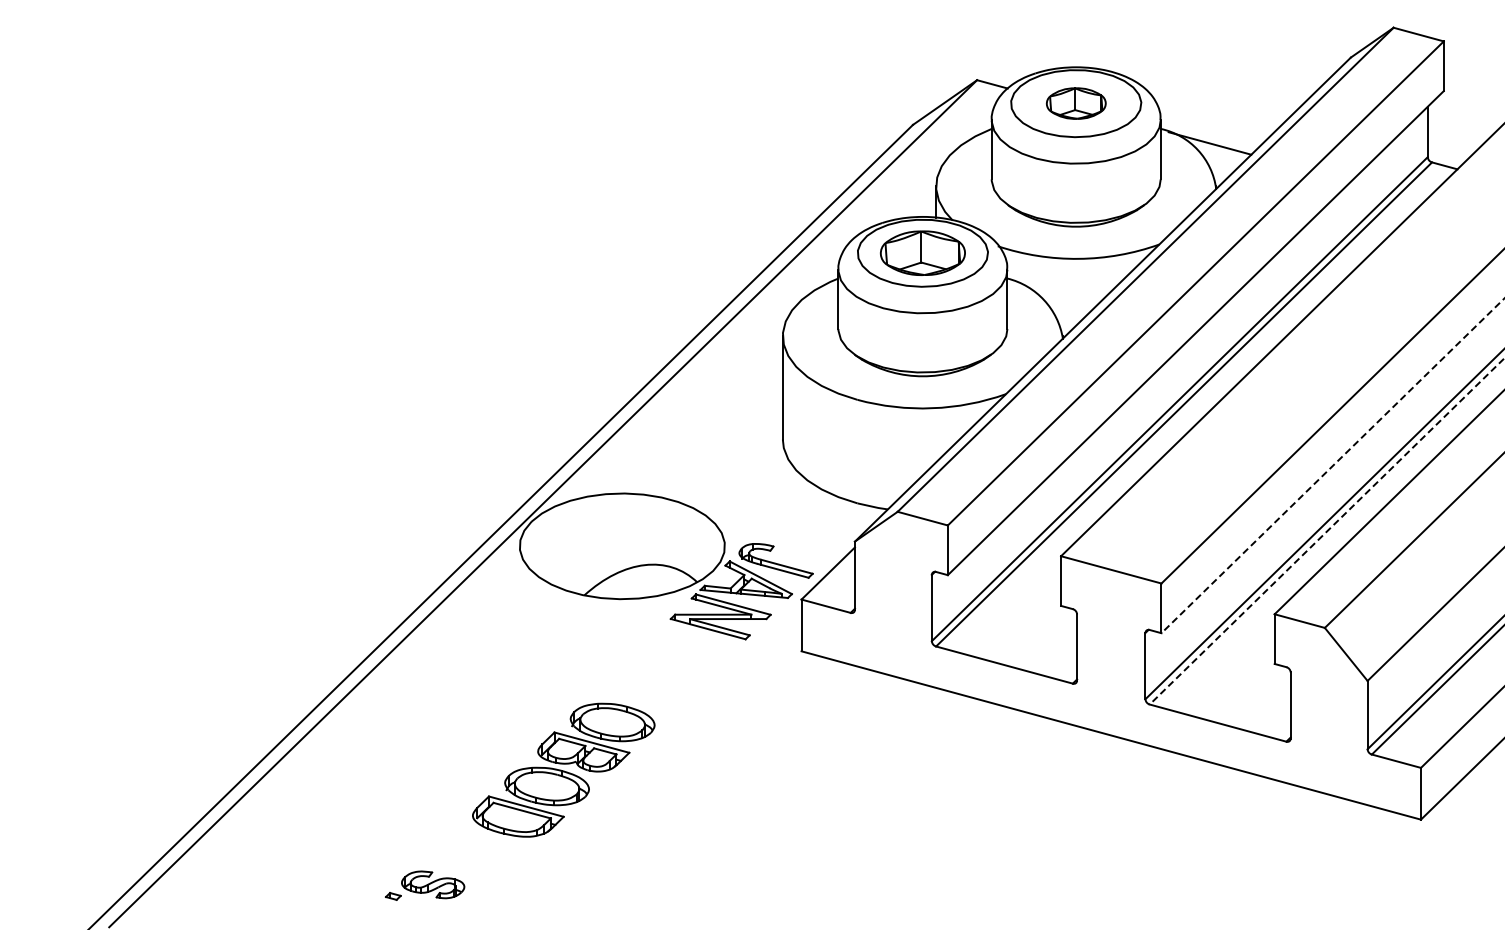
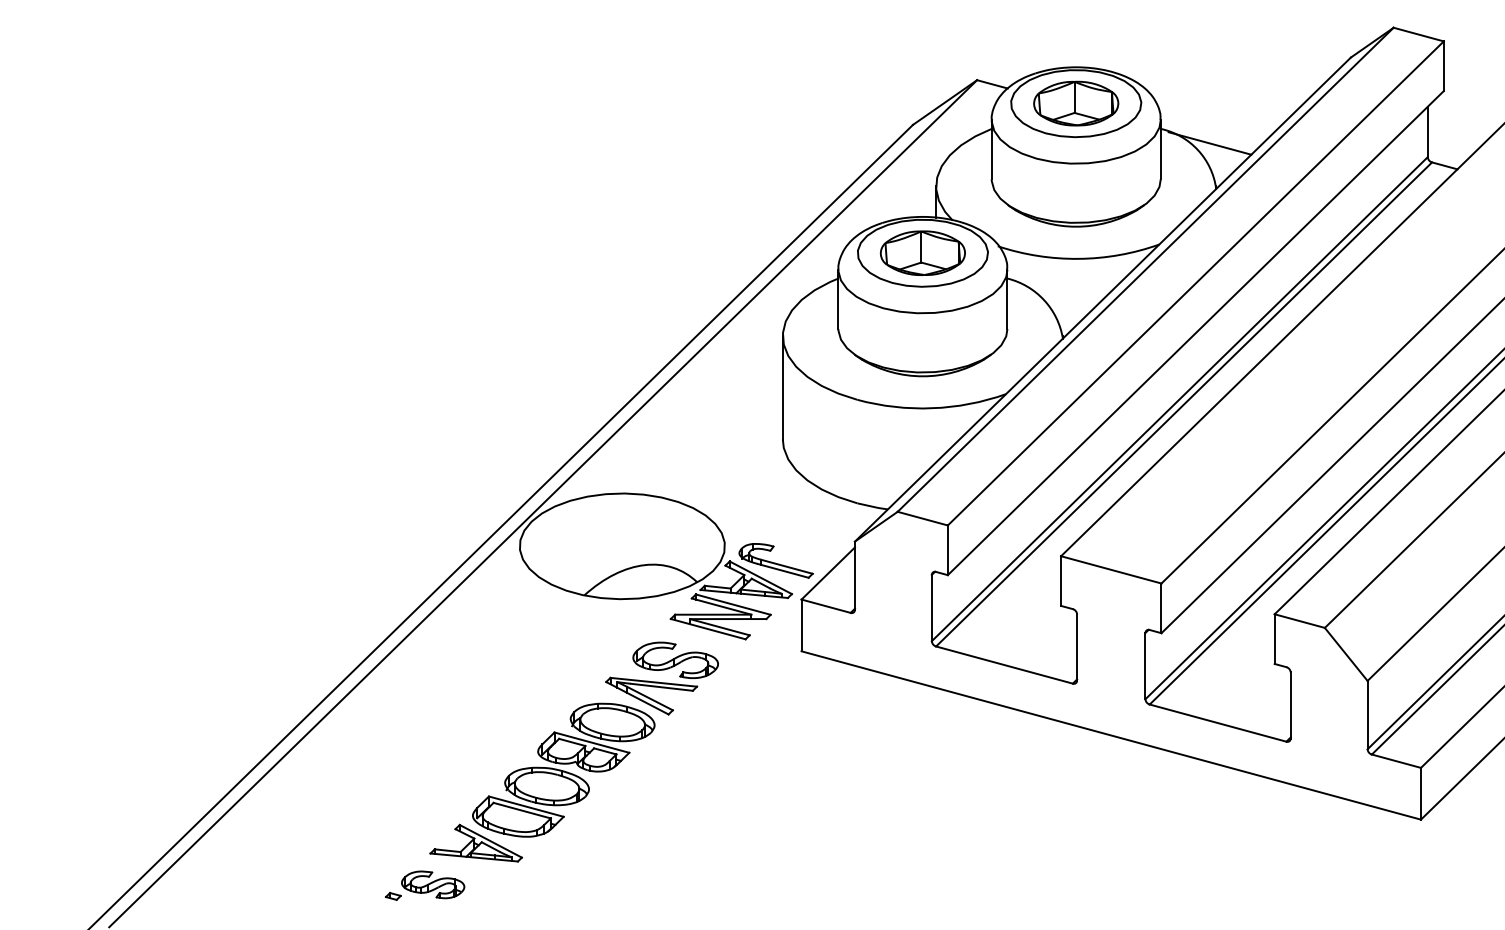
part size: 62x33 px -> 87x47 px (1076, 103)
line: dashed -> solid (1332, 465)
line: dashed -> solid (1326, 531)
part: none -> present (661, 678)
part: none -> present (476, 842)
